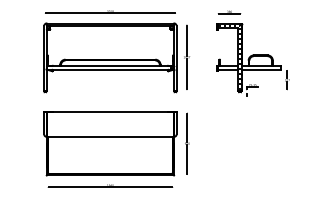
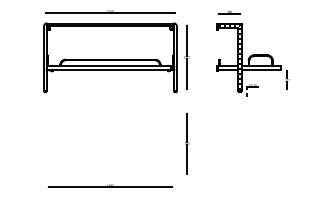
part: present -> none (110, 143)
